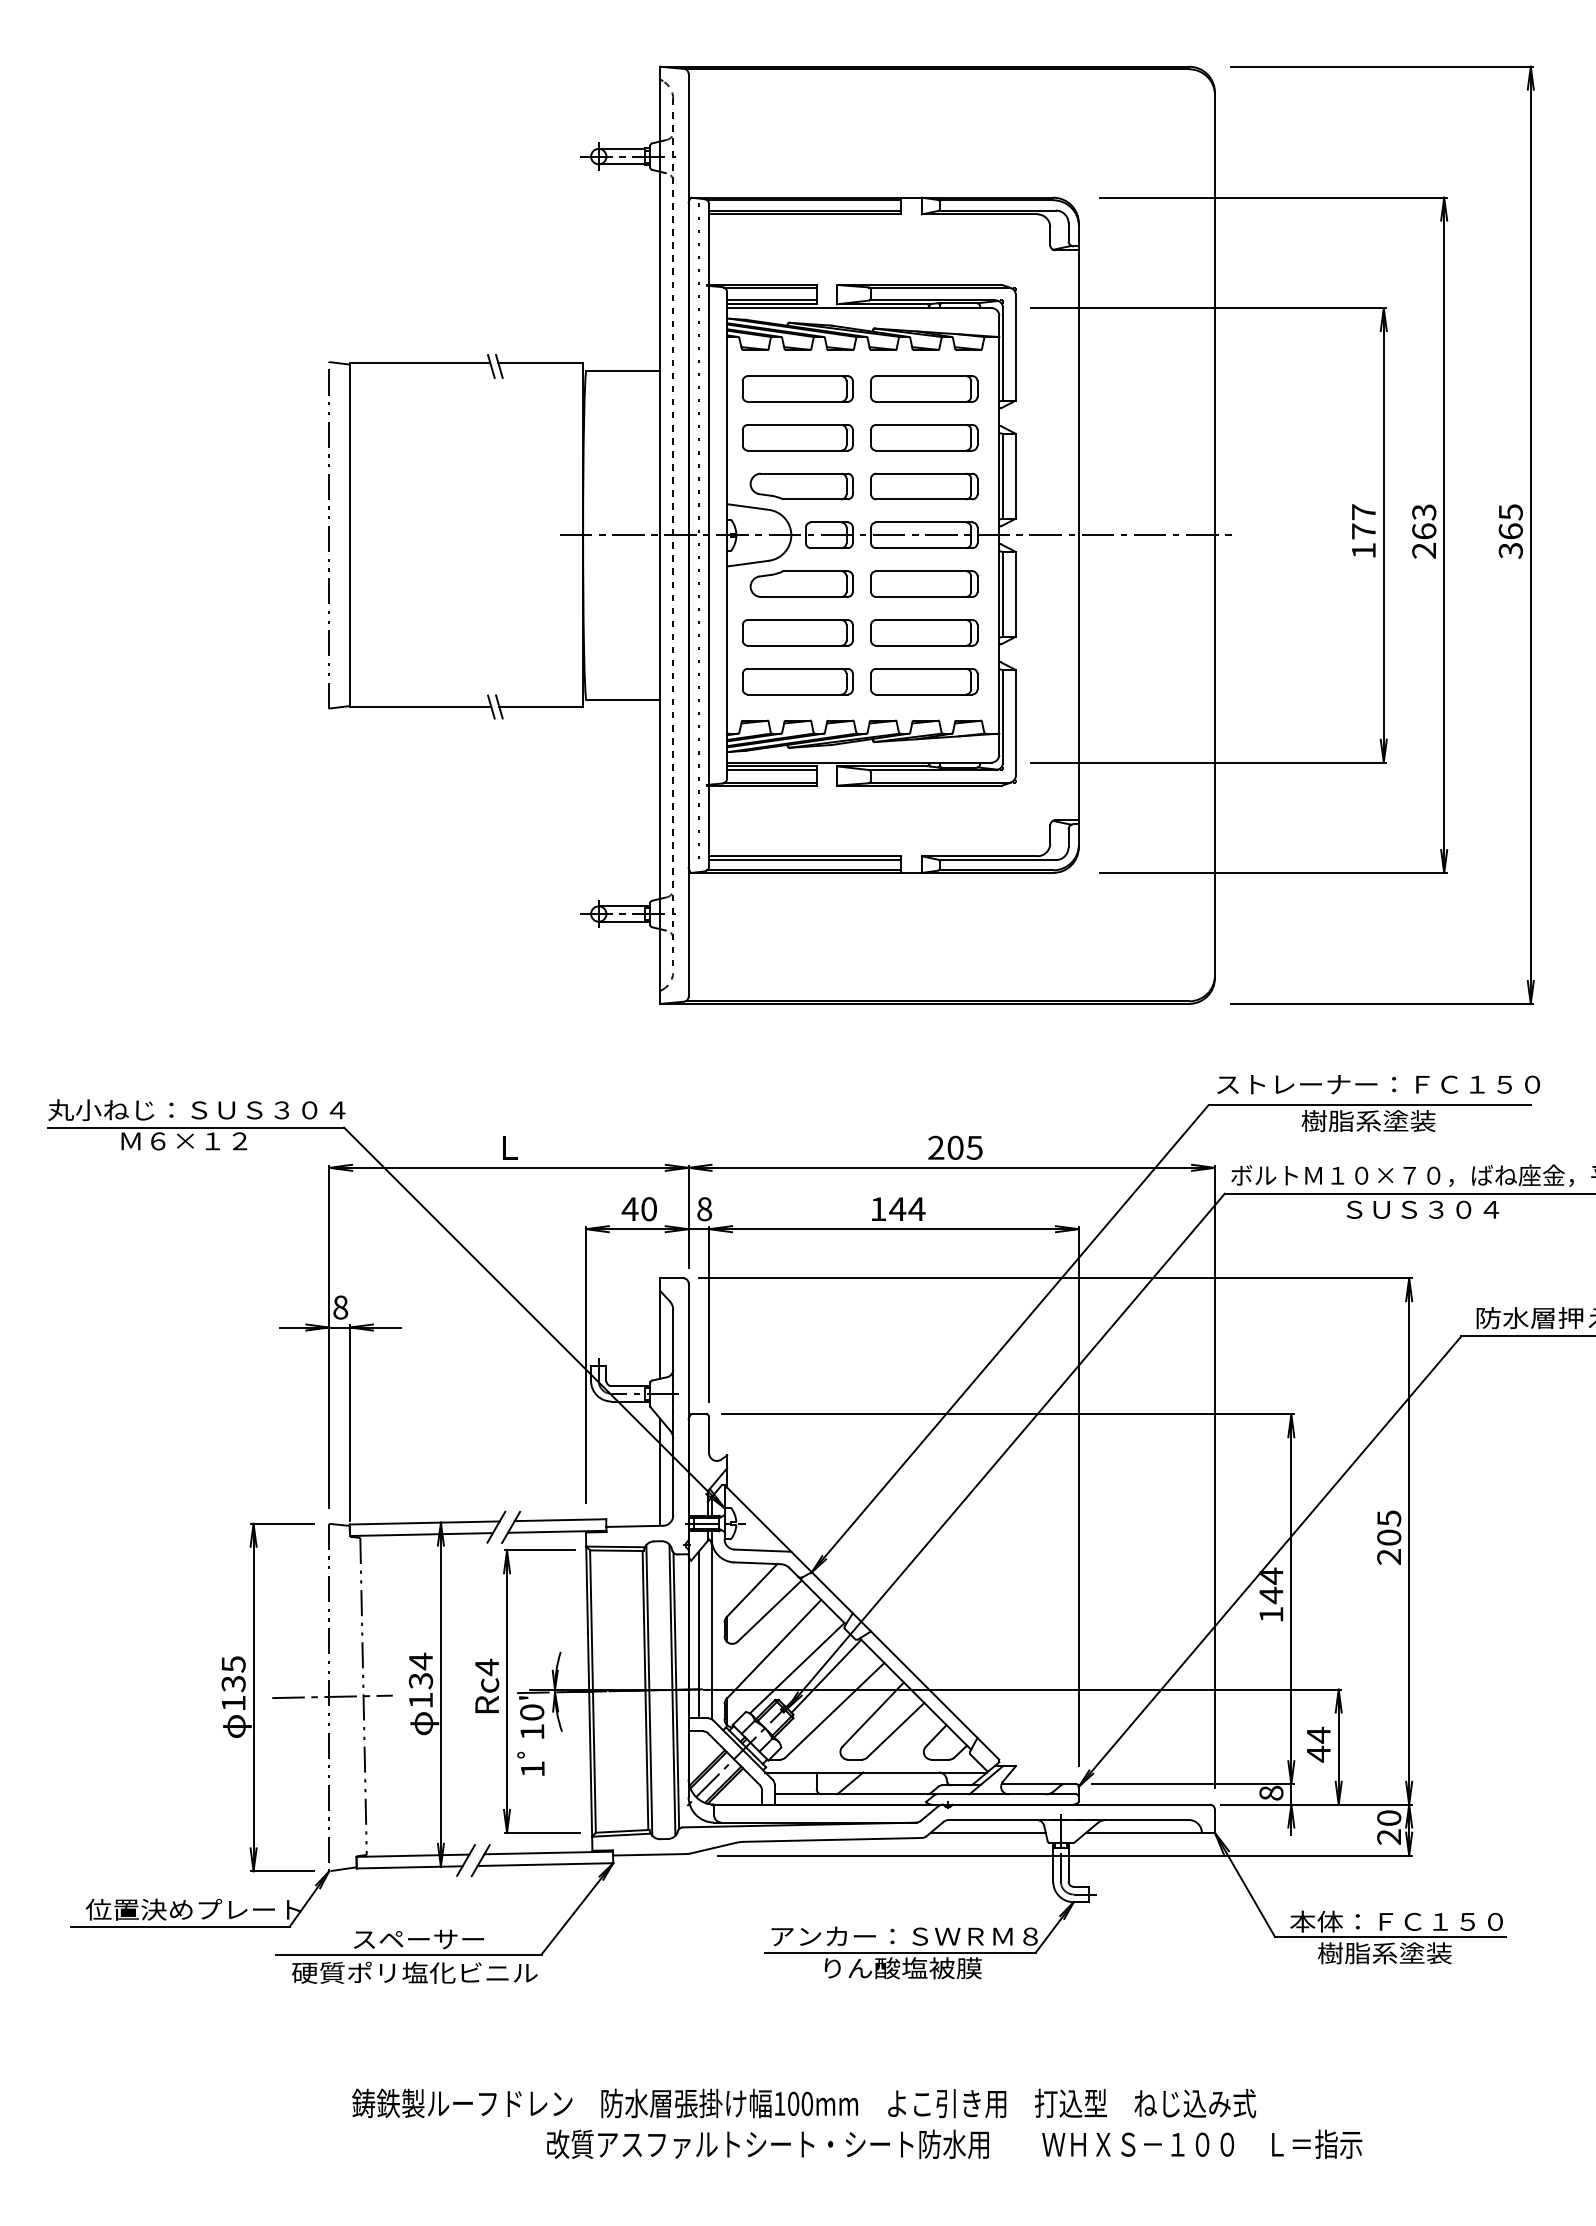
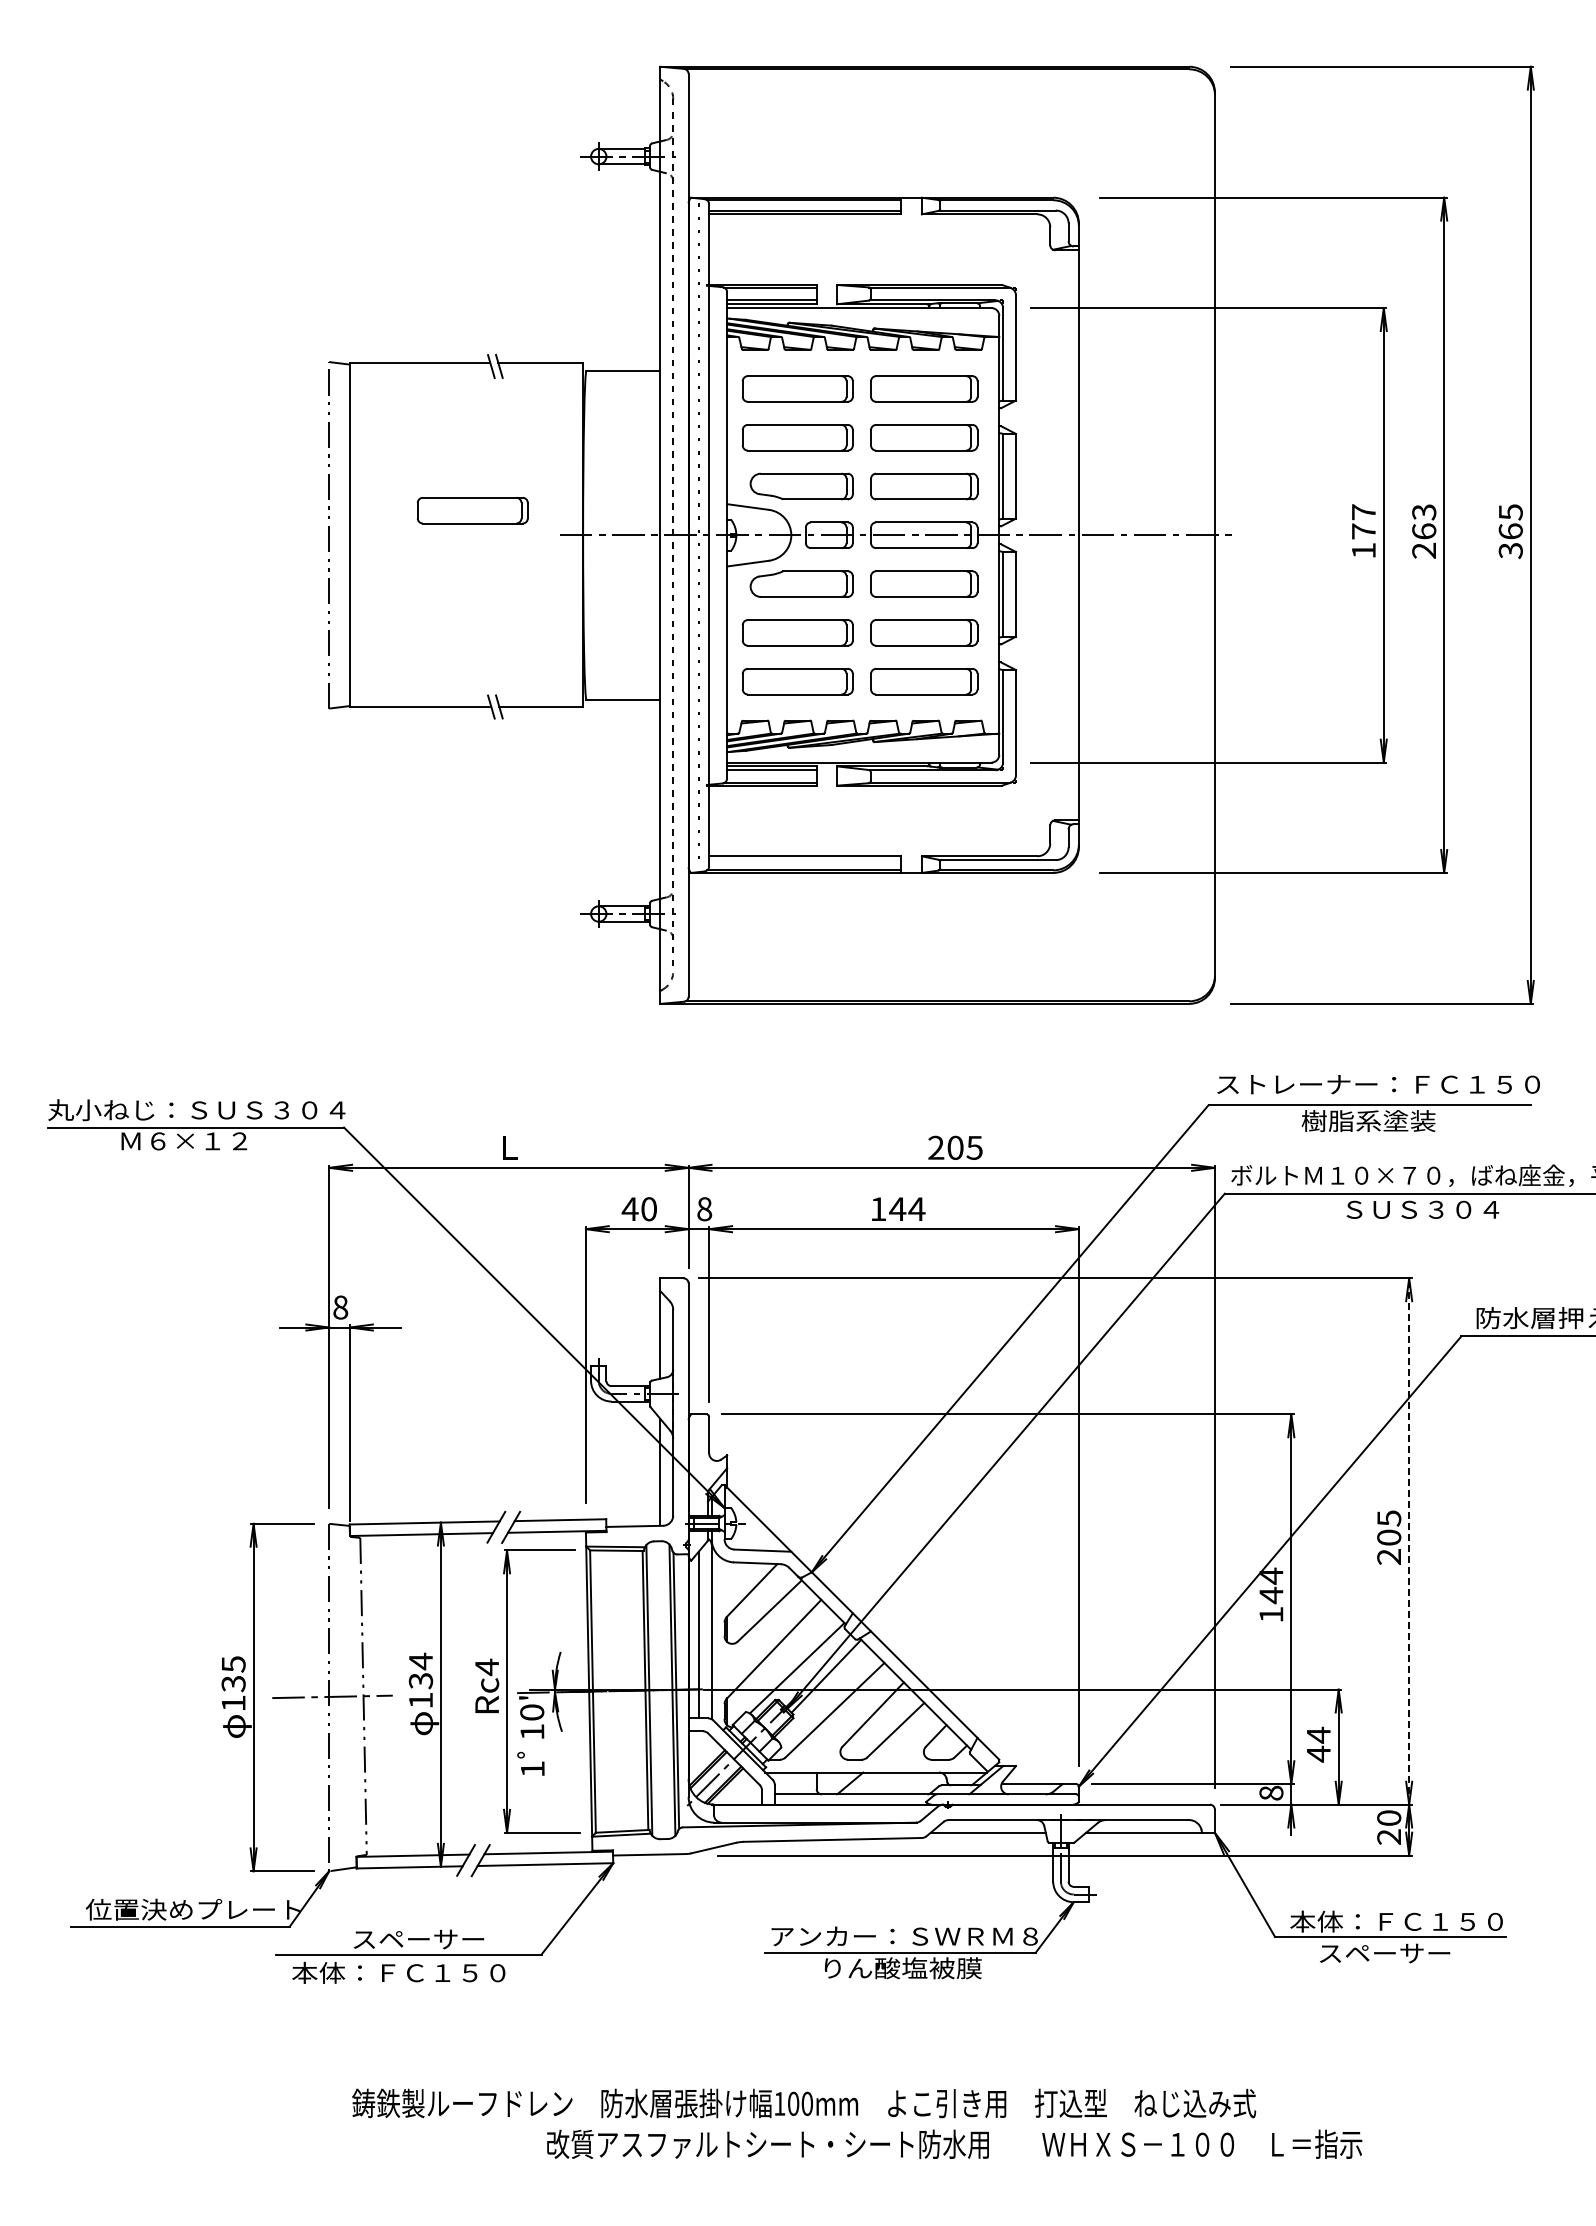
part: none -> present (472, 510)
line: present -> none (805, 860)
line: solid -> dashed (1409, 1540)
text: 樹脂系塗装 -> スペーサー (1384, 1953)
text: 硬質ポリ塩化ビニル -> 本体：ＦＣ１５０ (414, 1972)
